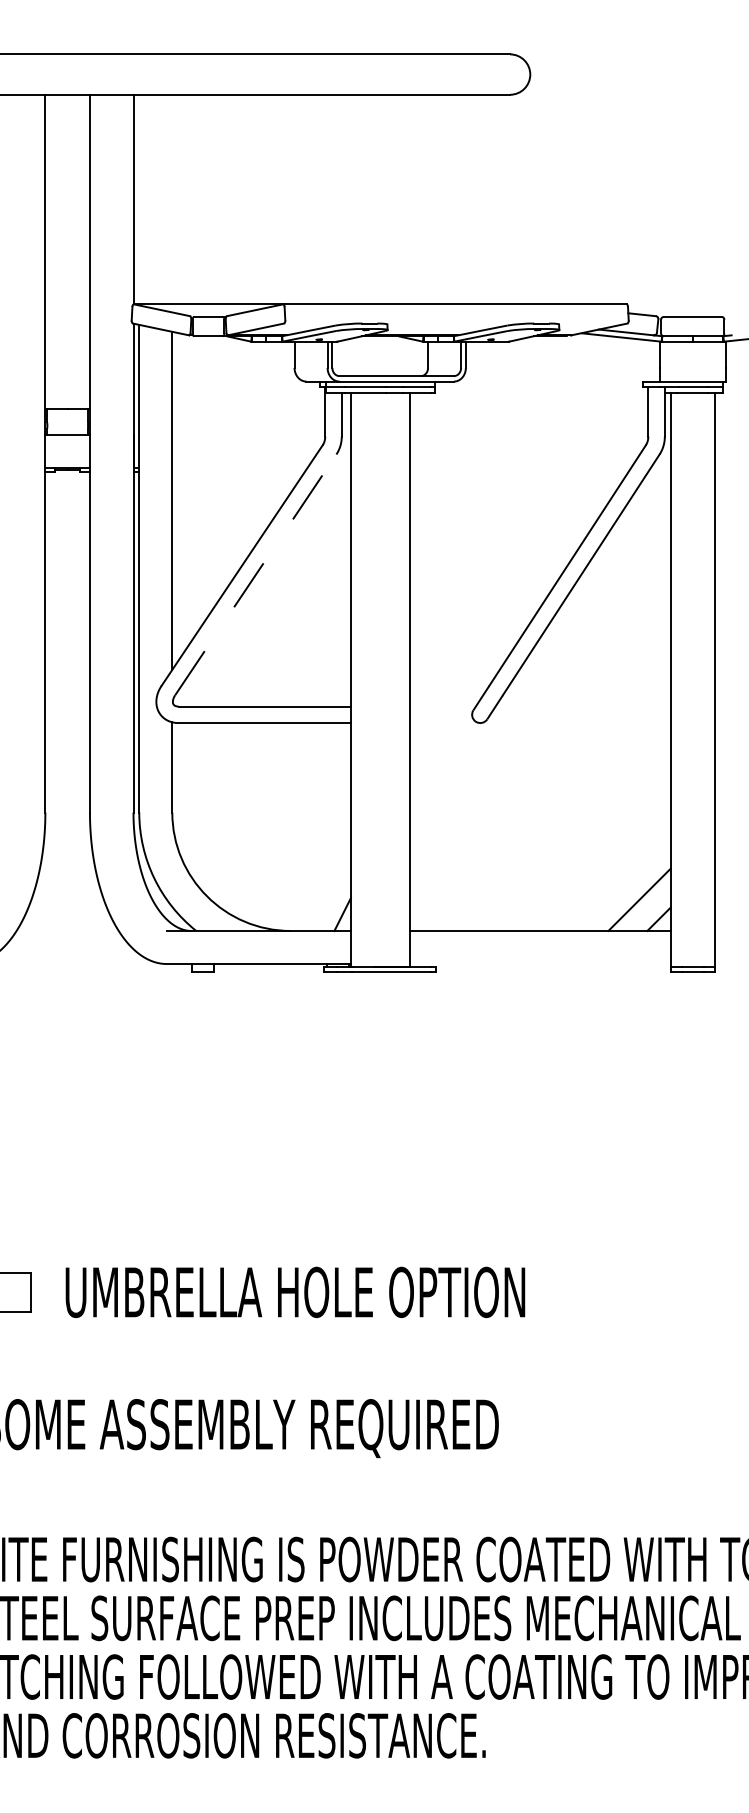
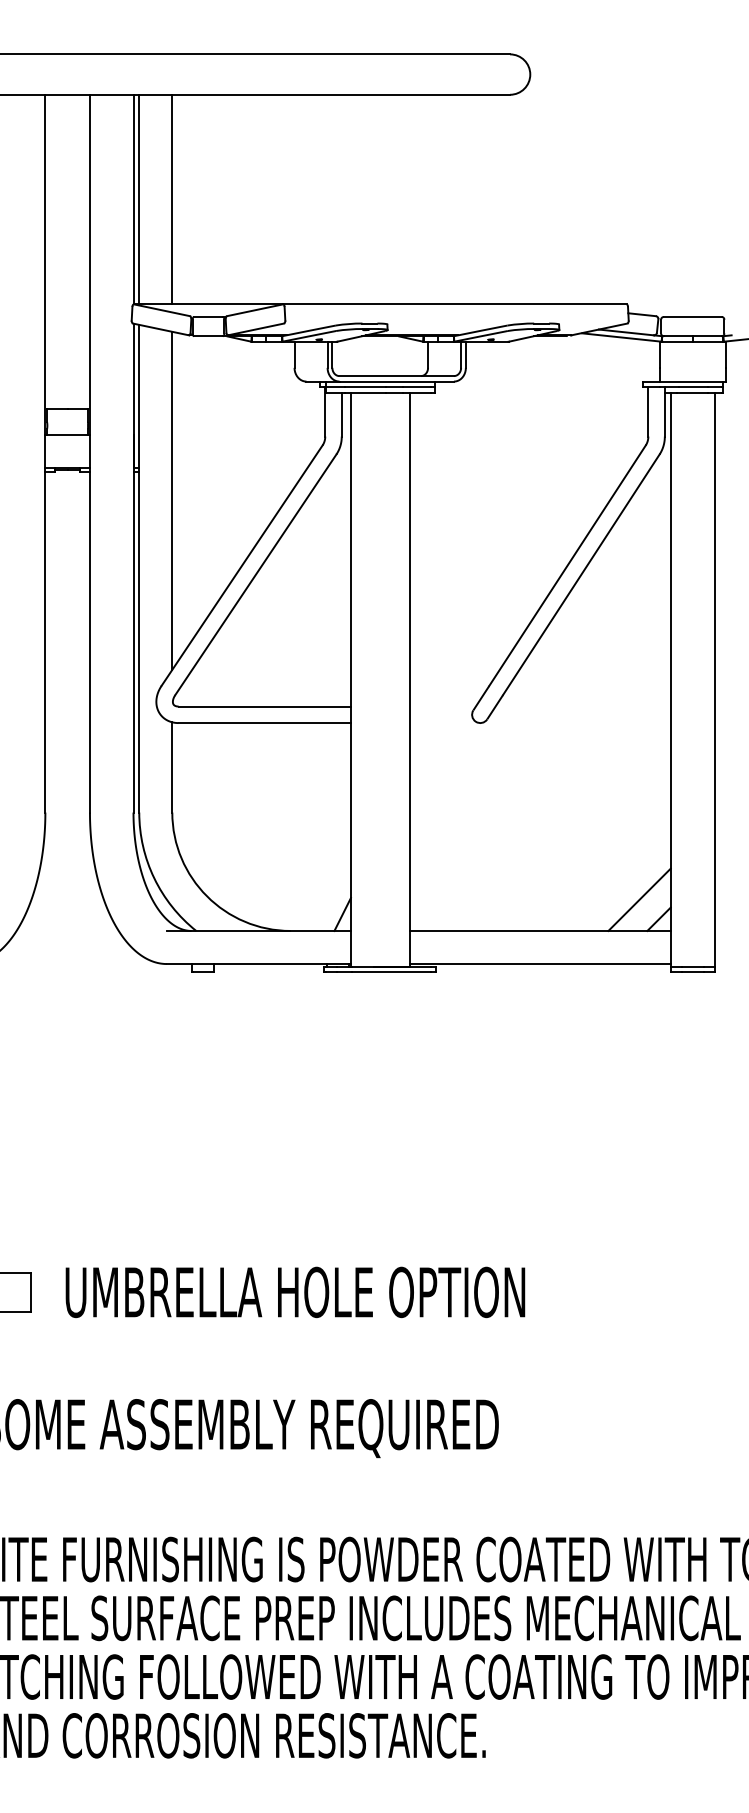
line: none -> present (139, 199)
line: none -> present (172, 199)
line: dashed -> solid (255, 574)
line: none -> present (539, 964)
